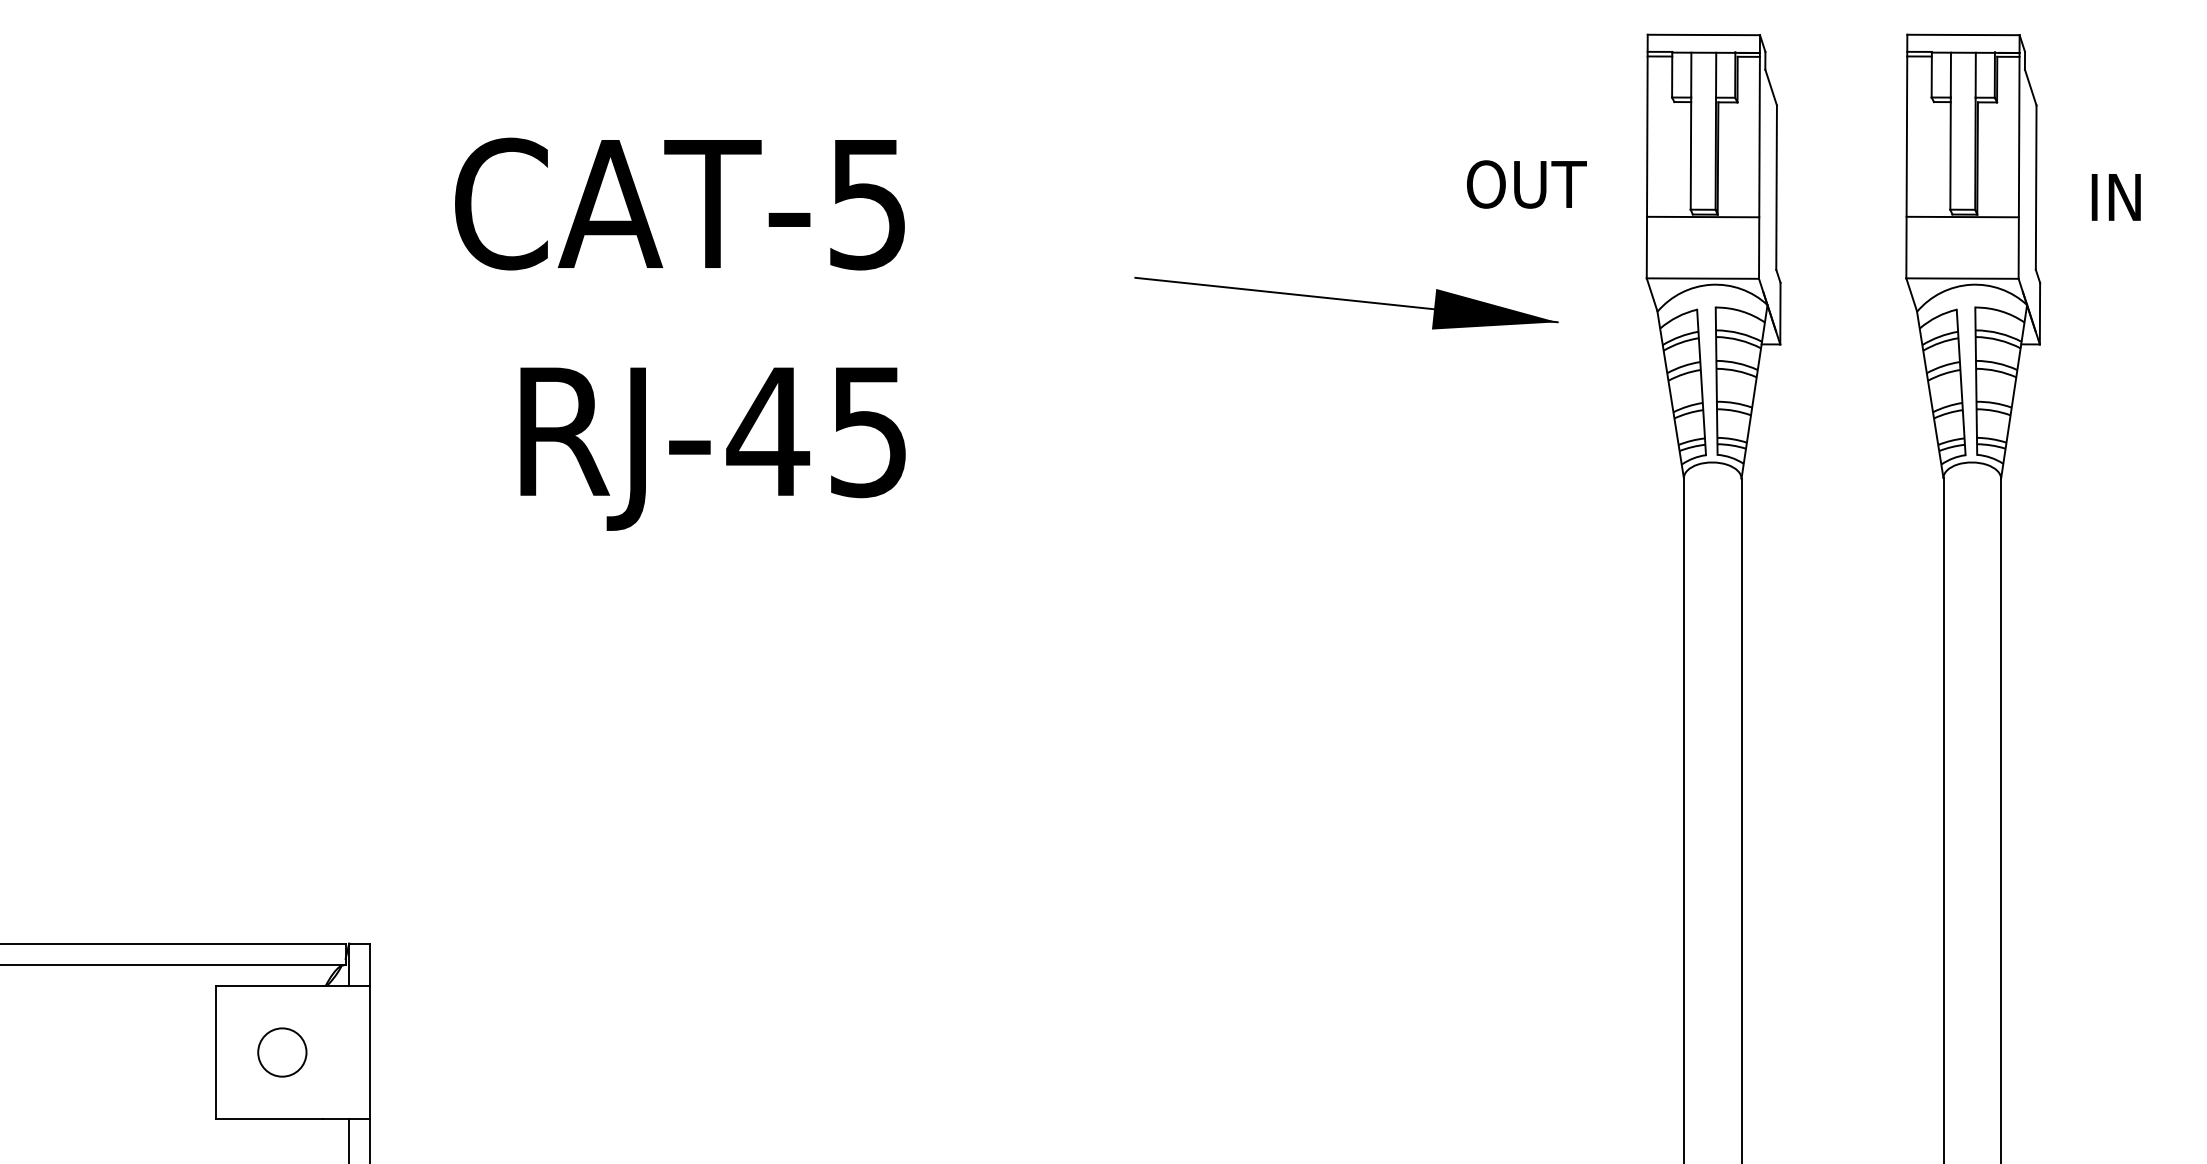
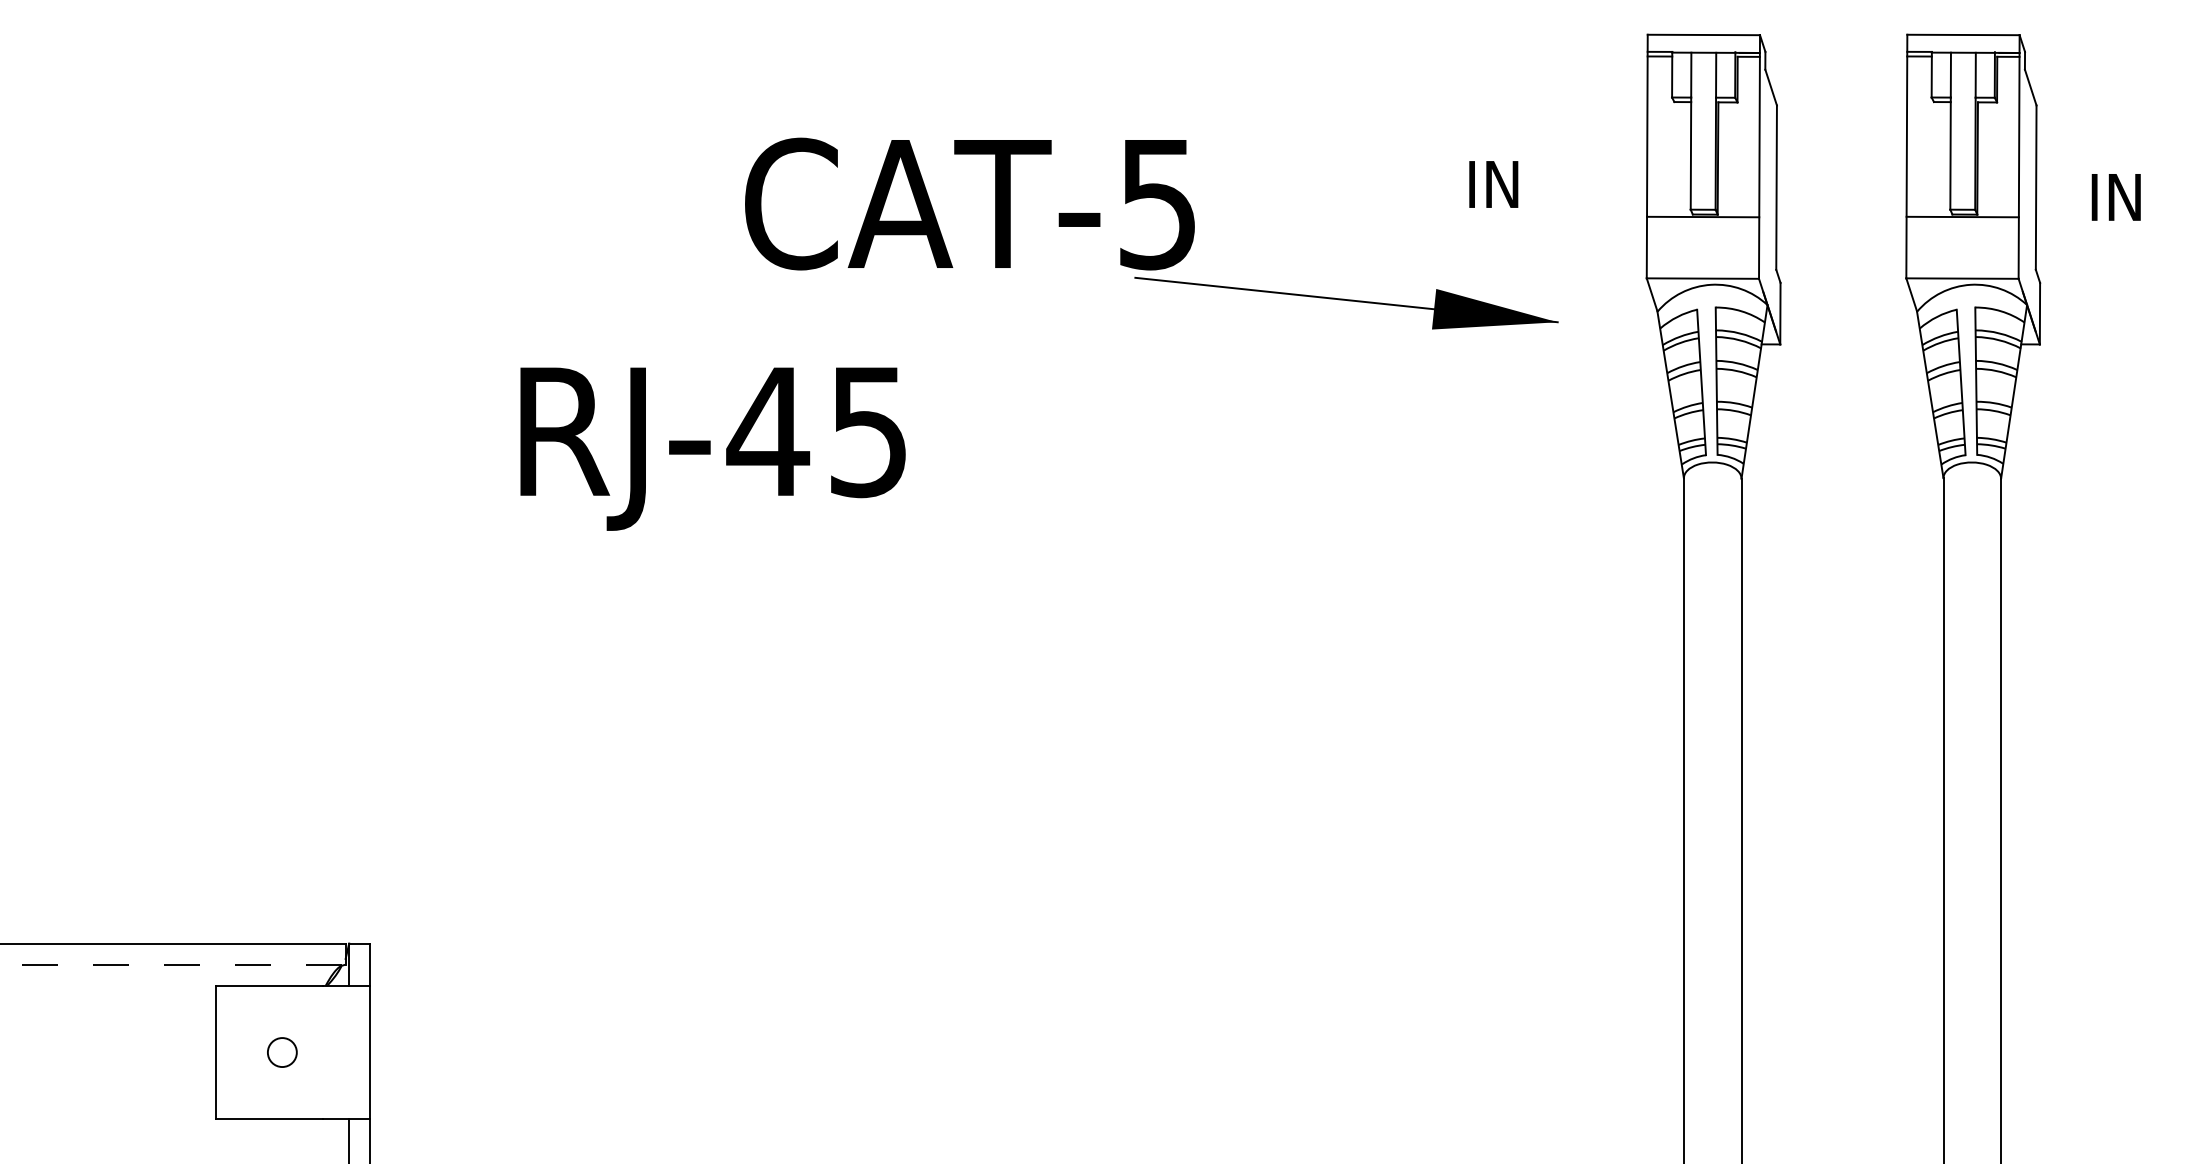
text: OUT -> IN (1526, 184)
text position: (679, 203) -> (969, 203) (969, 203)
line: solid -> dashed (173, 964)
circle diameter: 48 px -> 29 px (281, 1052)
